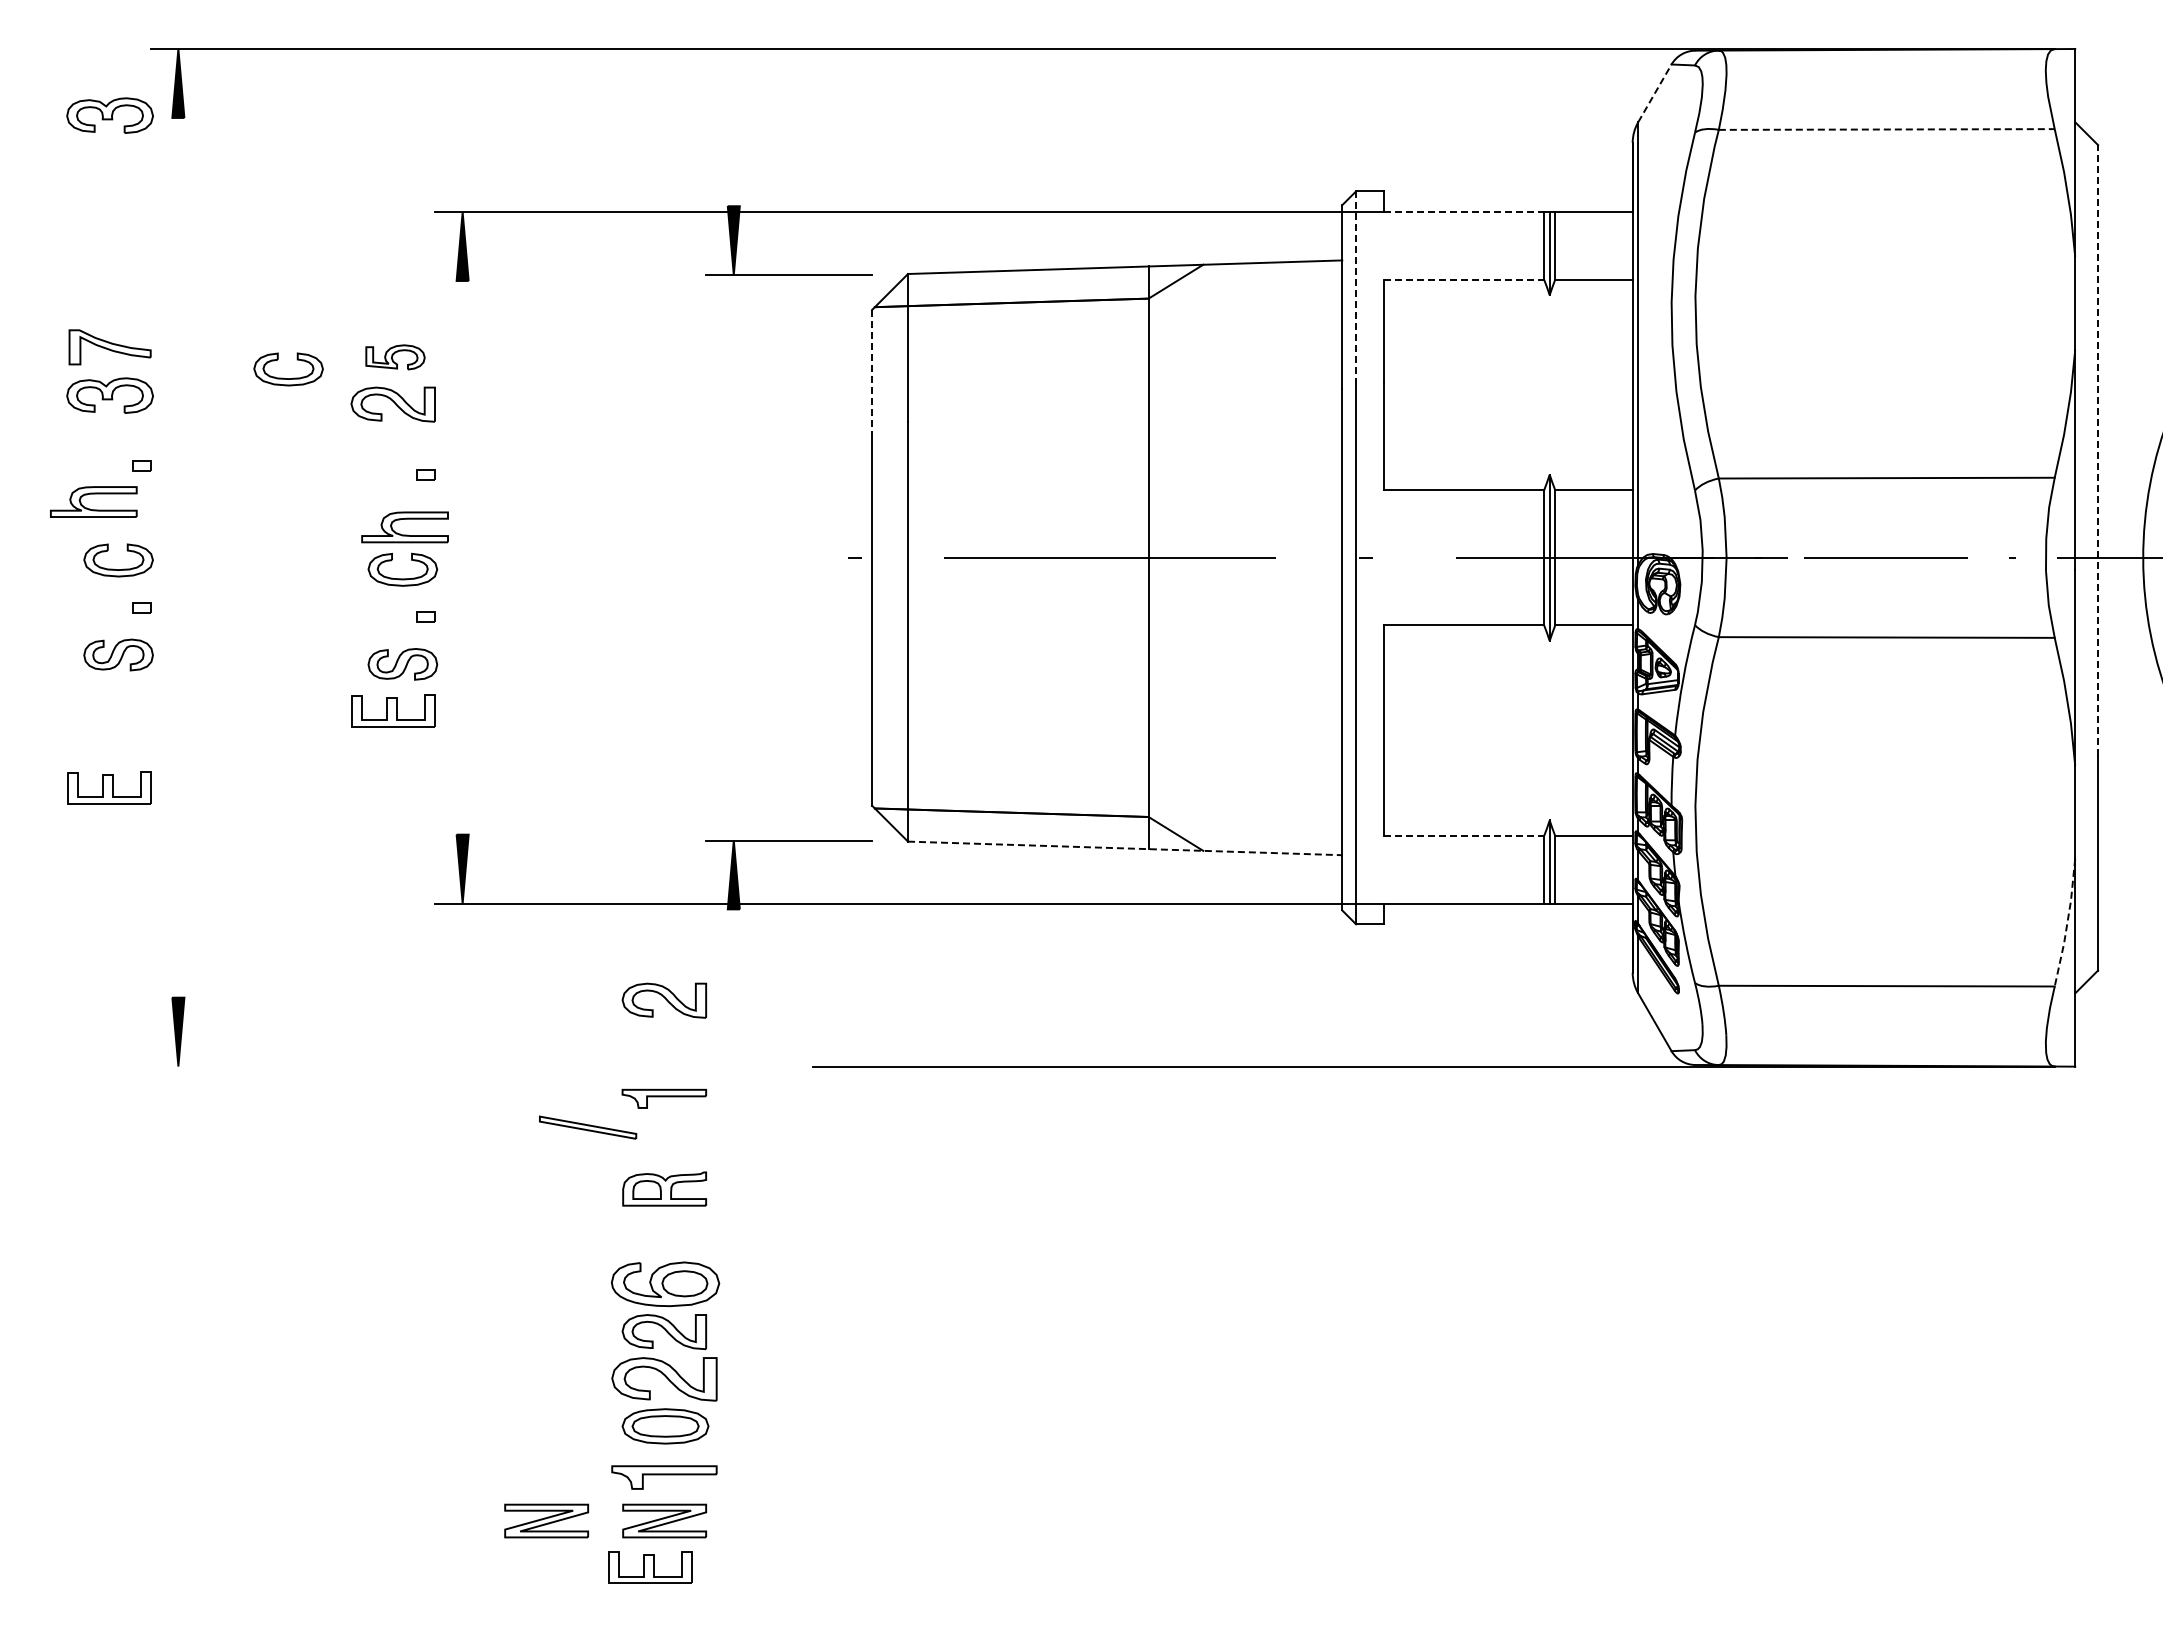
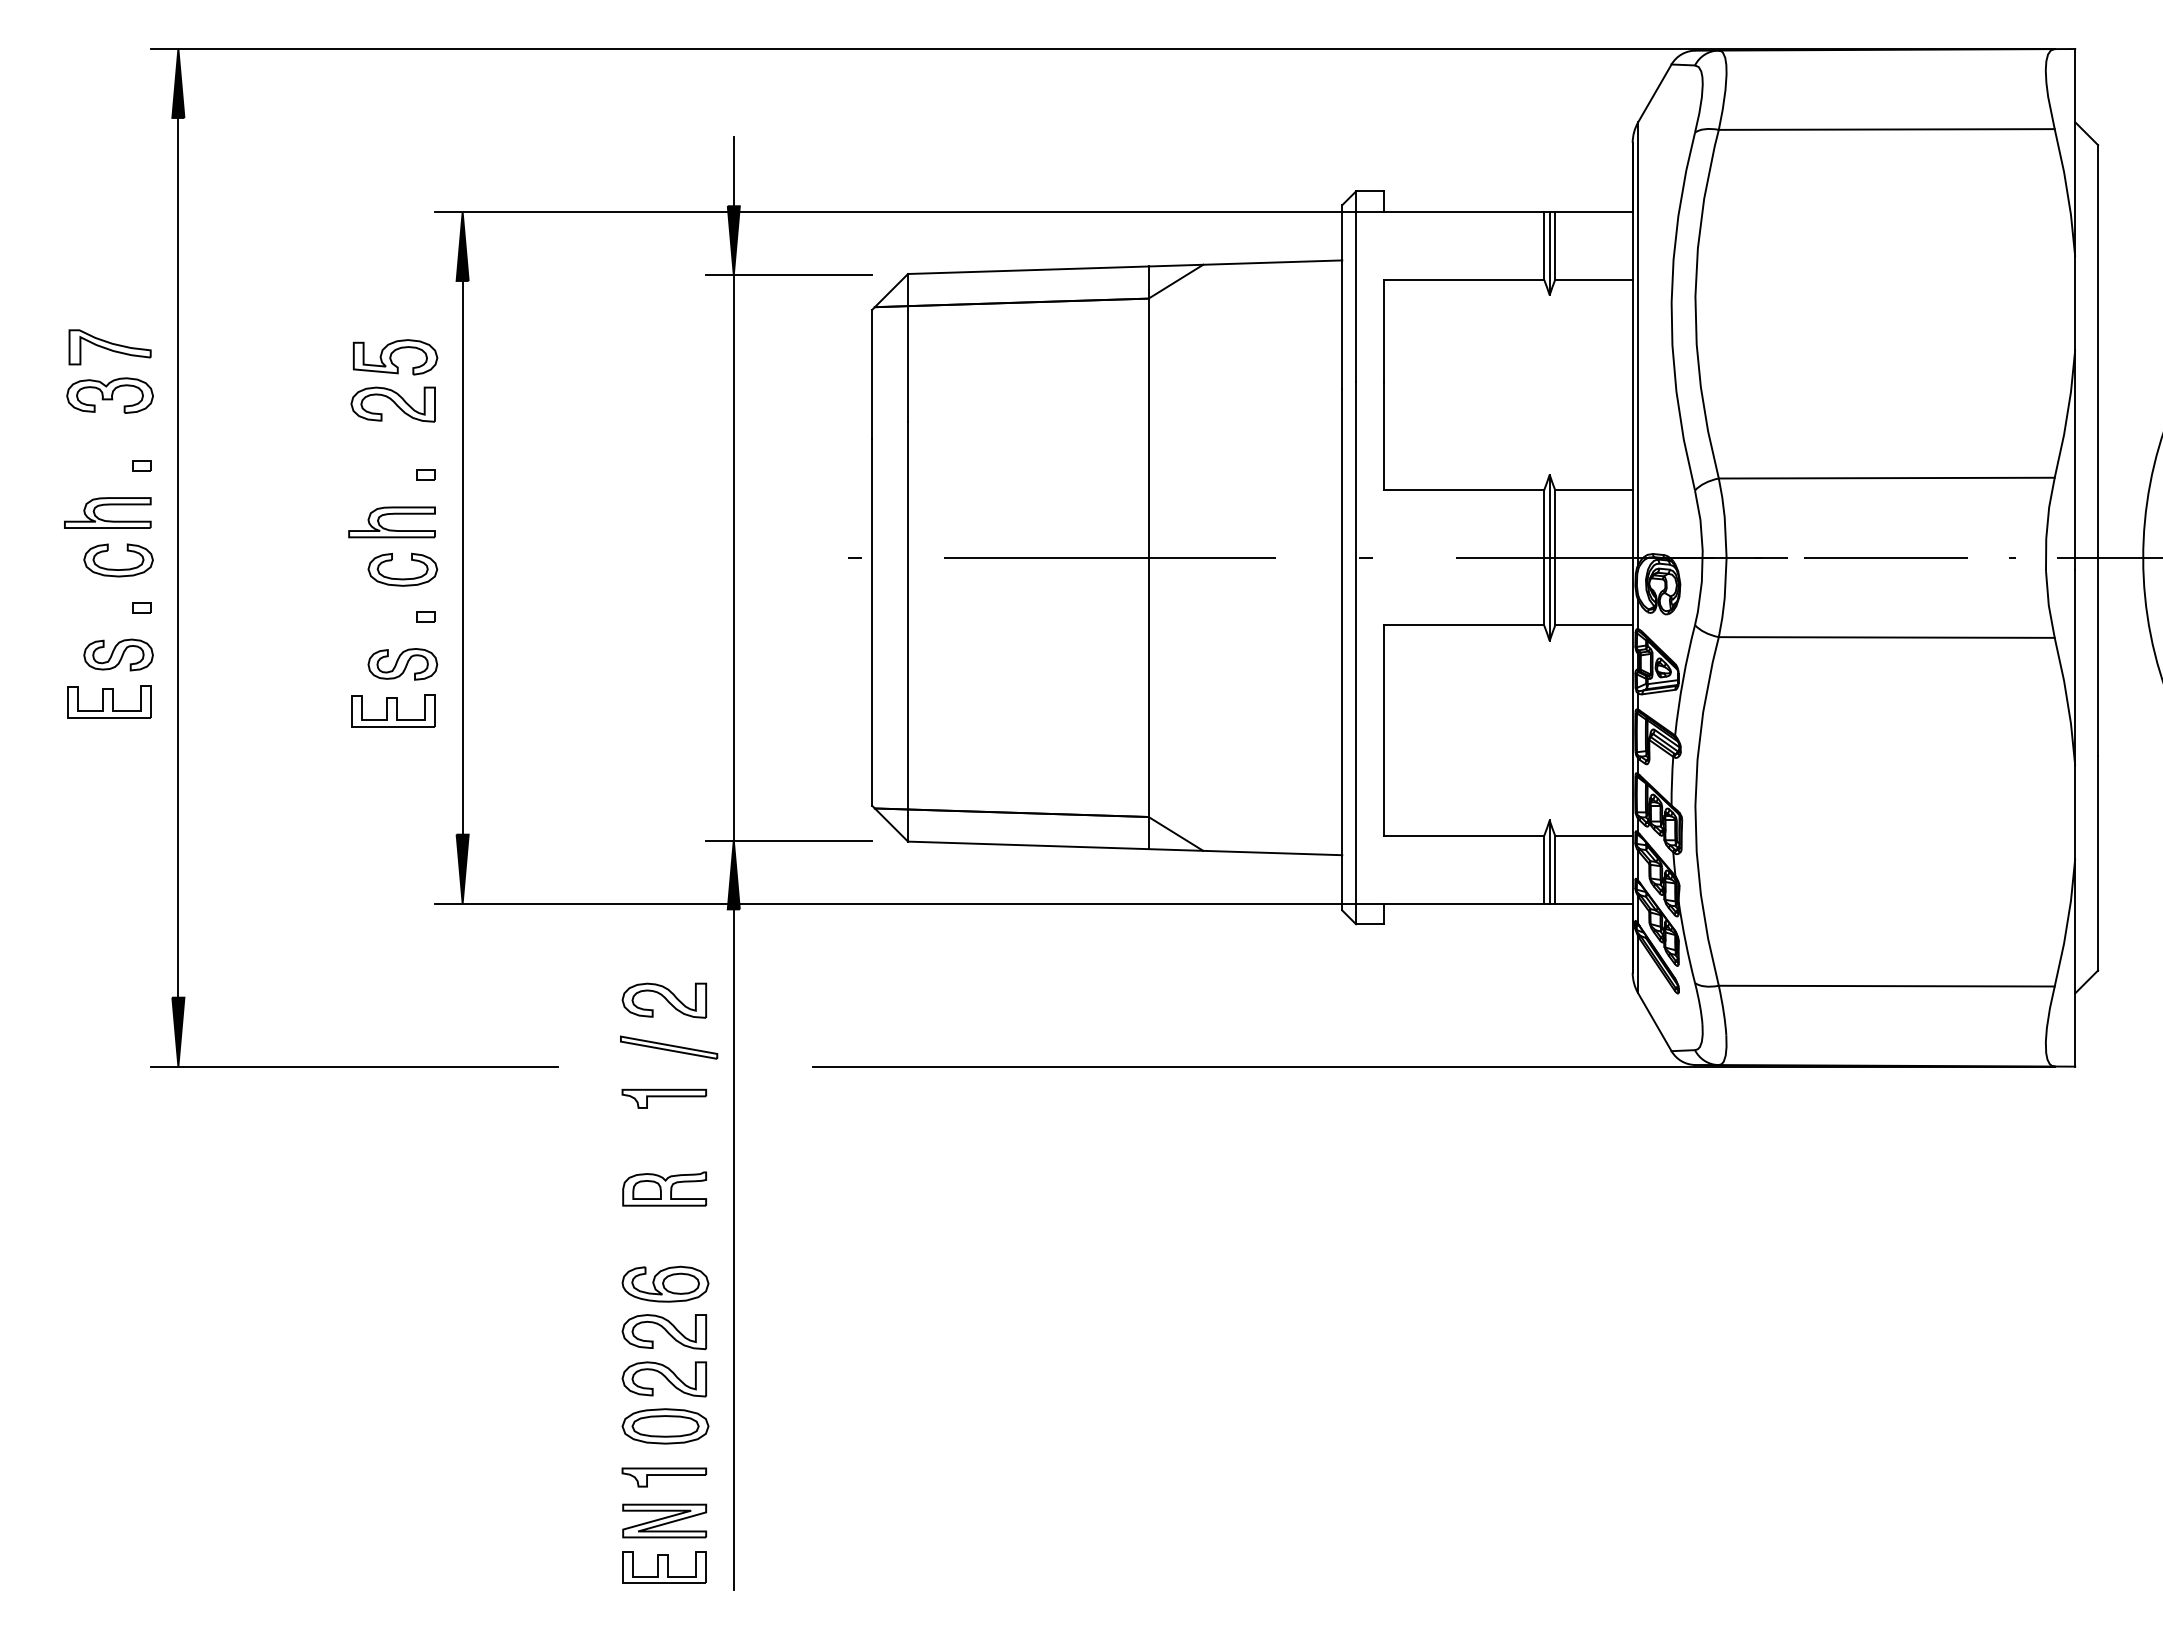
line: dashed -> solid (1655, 92)
part: present -> none (109, 115)
line: dashed -> solid (1886, 129)
line: none -> present (733, 171)
line: dashed -> solid (1464, 212)
line: dashed -> solid (1464, 279)
line: dashed -> solid (1356, 287)
part size: 61x27 px -> 87x37 px (395, 357)
line: dashed -> solid (872, 374)
part: present -> none (288, 378)
line: dashed -> solid (2098, 449)
part position: (93, 494) -> (107, 505) (107, 505)
part position: (404, 534) -> (391, 529) (391, 529)
line: none -> present (178, 557)
line: none -> present (462, 557)
line: none -> present (733, 557)
part position: (109, 787) -> (109, 701) (109, 701)
line: dashed -> solid (1464, 835)
line: dashed -> solid (1125, 848)
line: dashed -> solid (2067, 923)
line: none -> present (354, 1066)
part position: (588, 1127) -> (669, 1047) (669, 1047)
line: none -> present (733, 1249)
part size: 110x47 px -> 89x38 px (665, 1283)
part size: 107x45 px -> 86x37 px (663, 1379)
part size: 107x25 px -> 86x21 px (663, 1477)
part: present -> none (546, 1520)
part position: (650, 1567) -> (664, 1567) (664, 1567)
